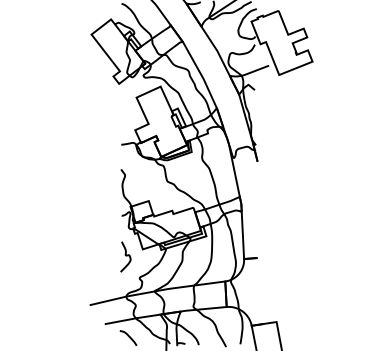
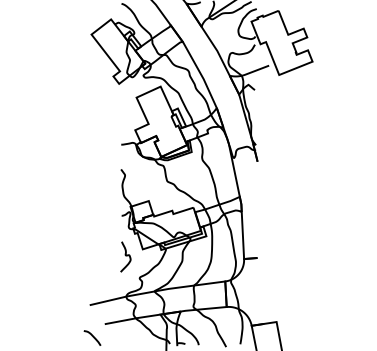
curve position: (128, 337) -> (92, 337) (92, 337)
